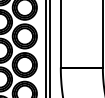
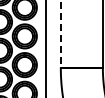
line: solid -> dashed (60, 34)
line: present -> none (49, 48)
